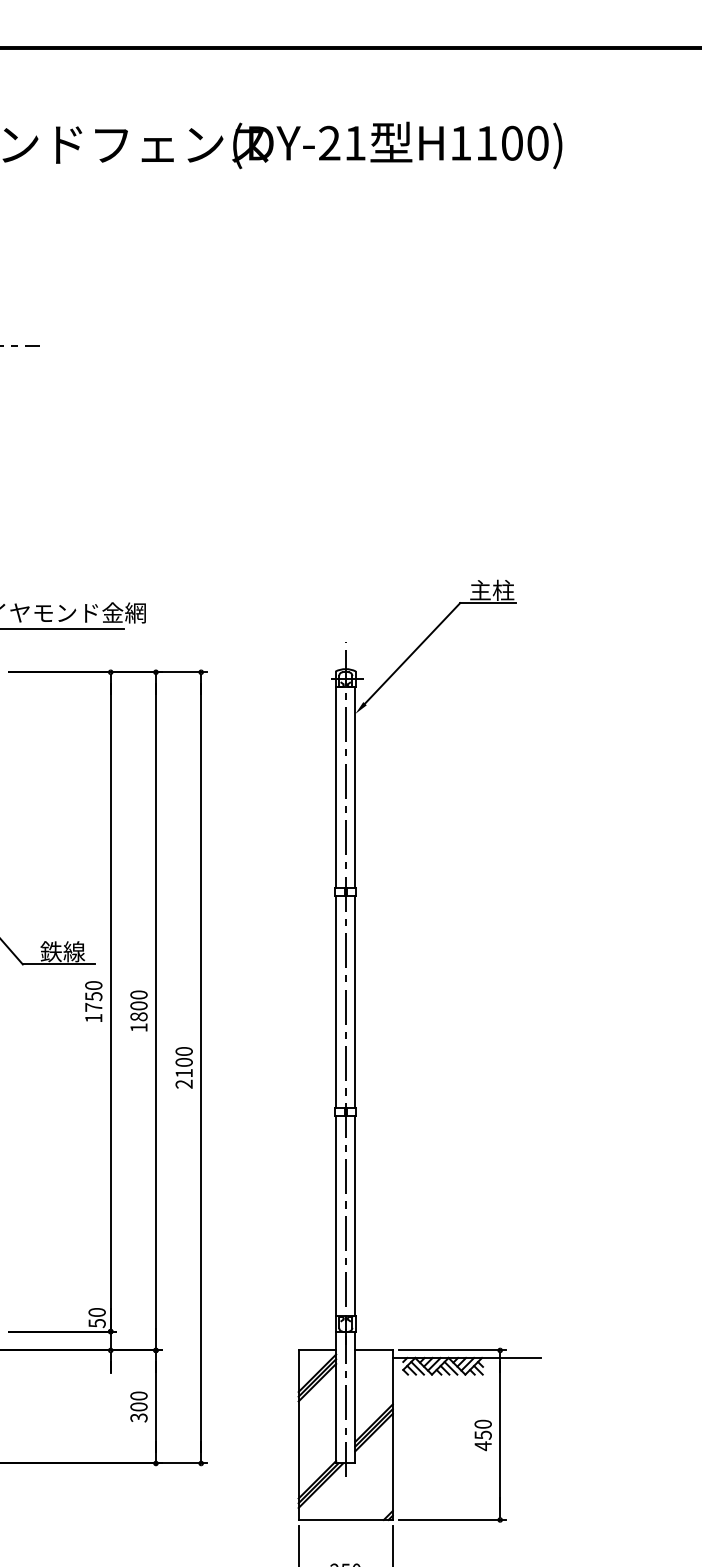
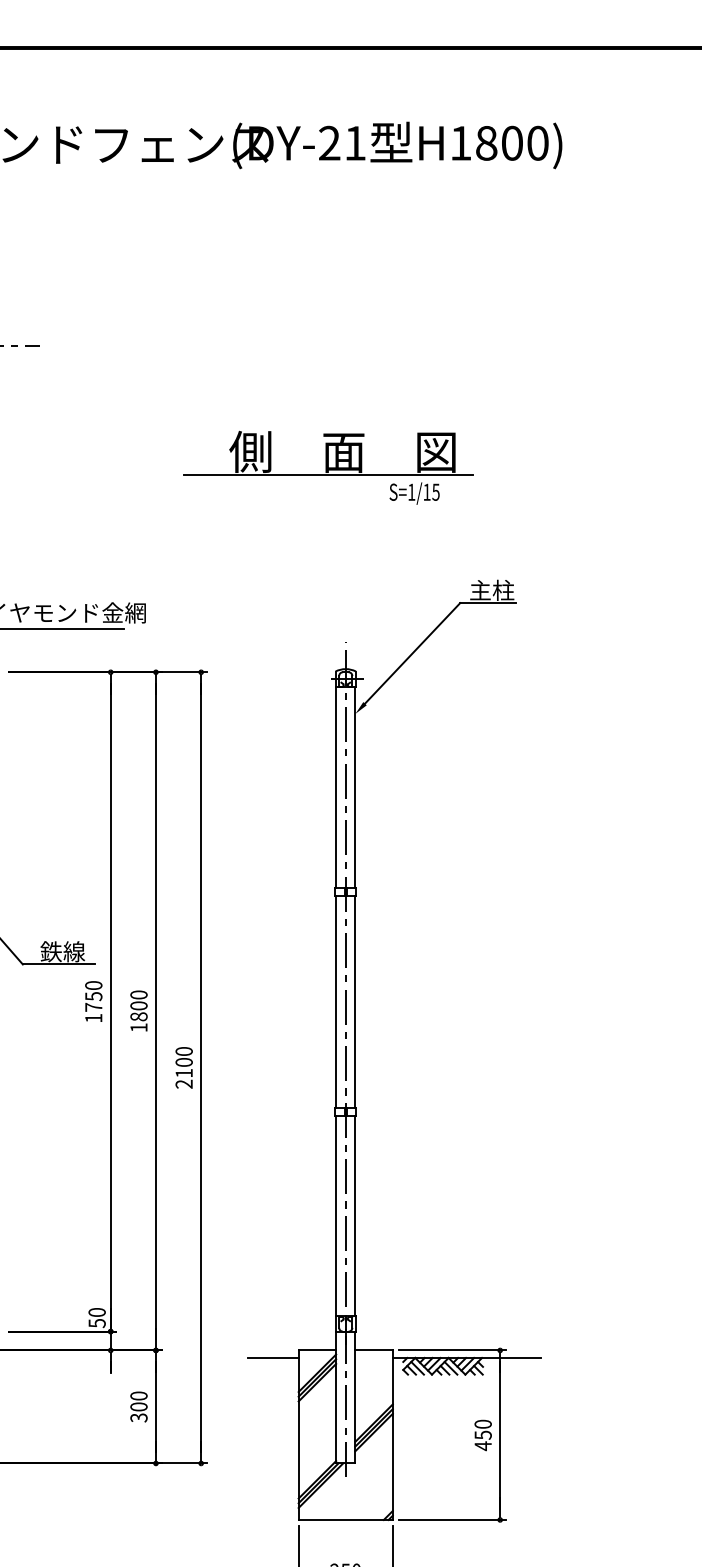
text: H1100) -> H1800) (486, 143)
part: none -> present (328, 467)
line: none -> present (272, 1357)
